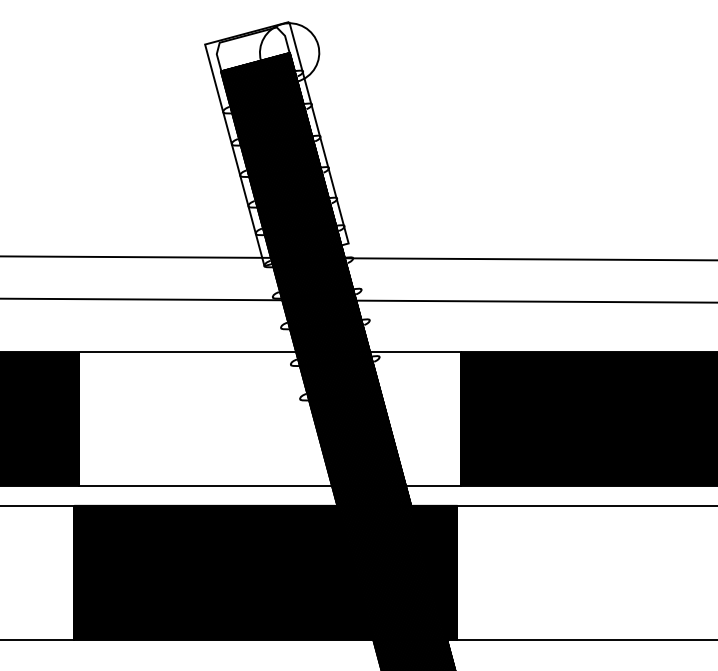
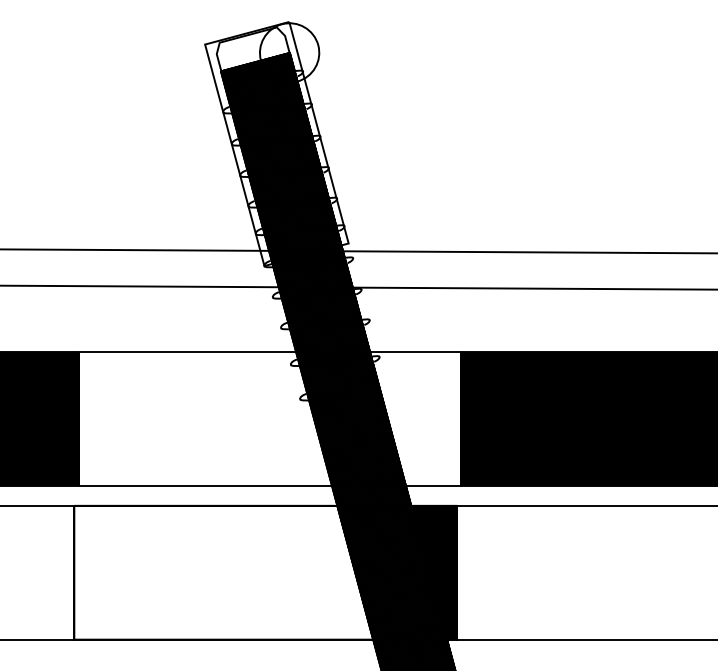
line position: (358, 258) -> (358, 251) (358, 251)
line position: (358, 300) -> (358, 287) (358, 287)
fill: present -> none (223, 572)
